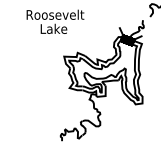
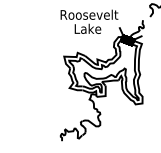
text position: (55, 21) -> (89, 21) (89, 21)
